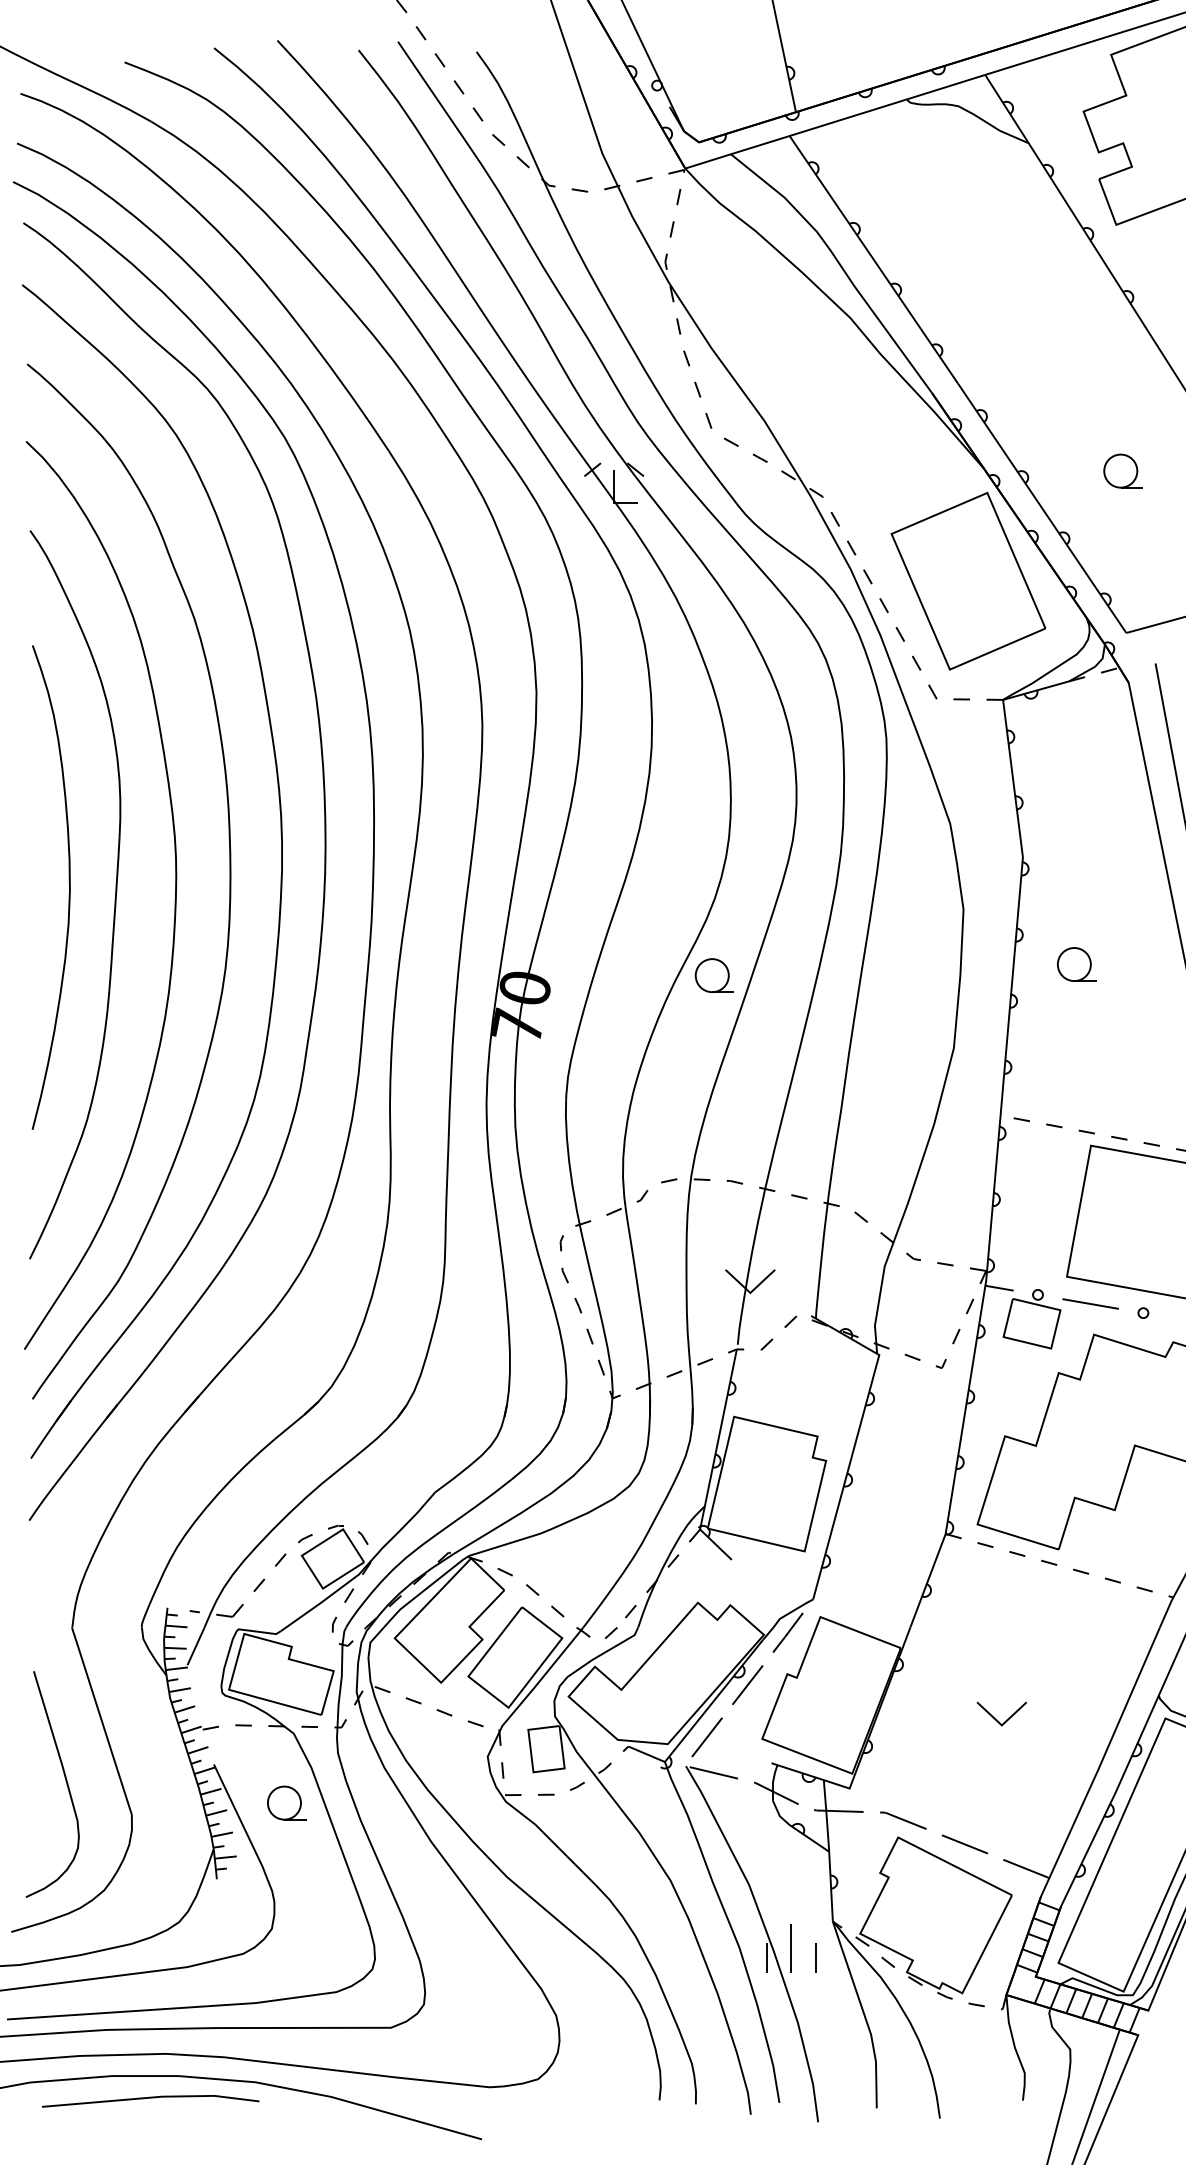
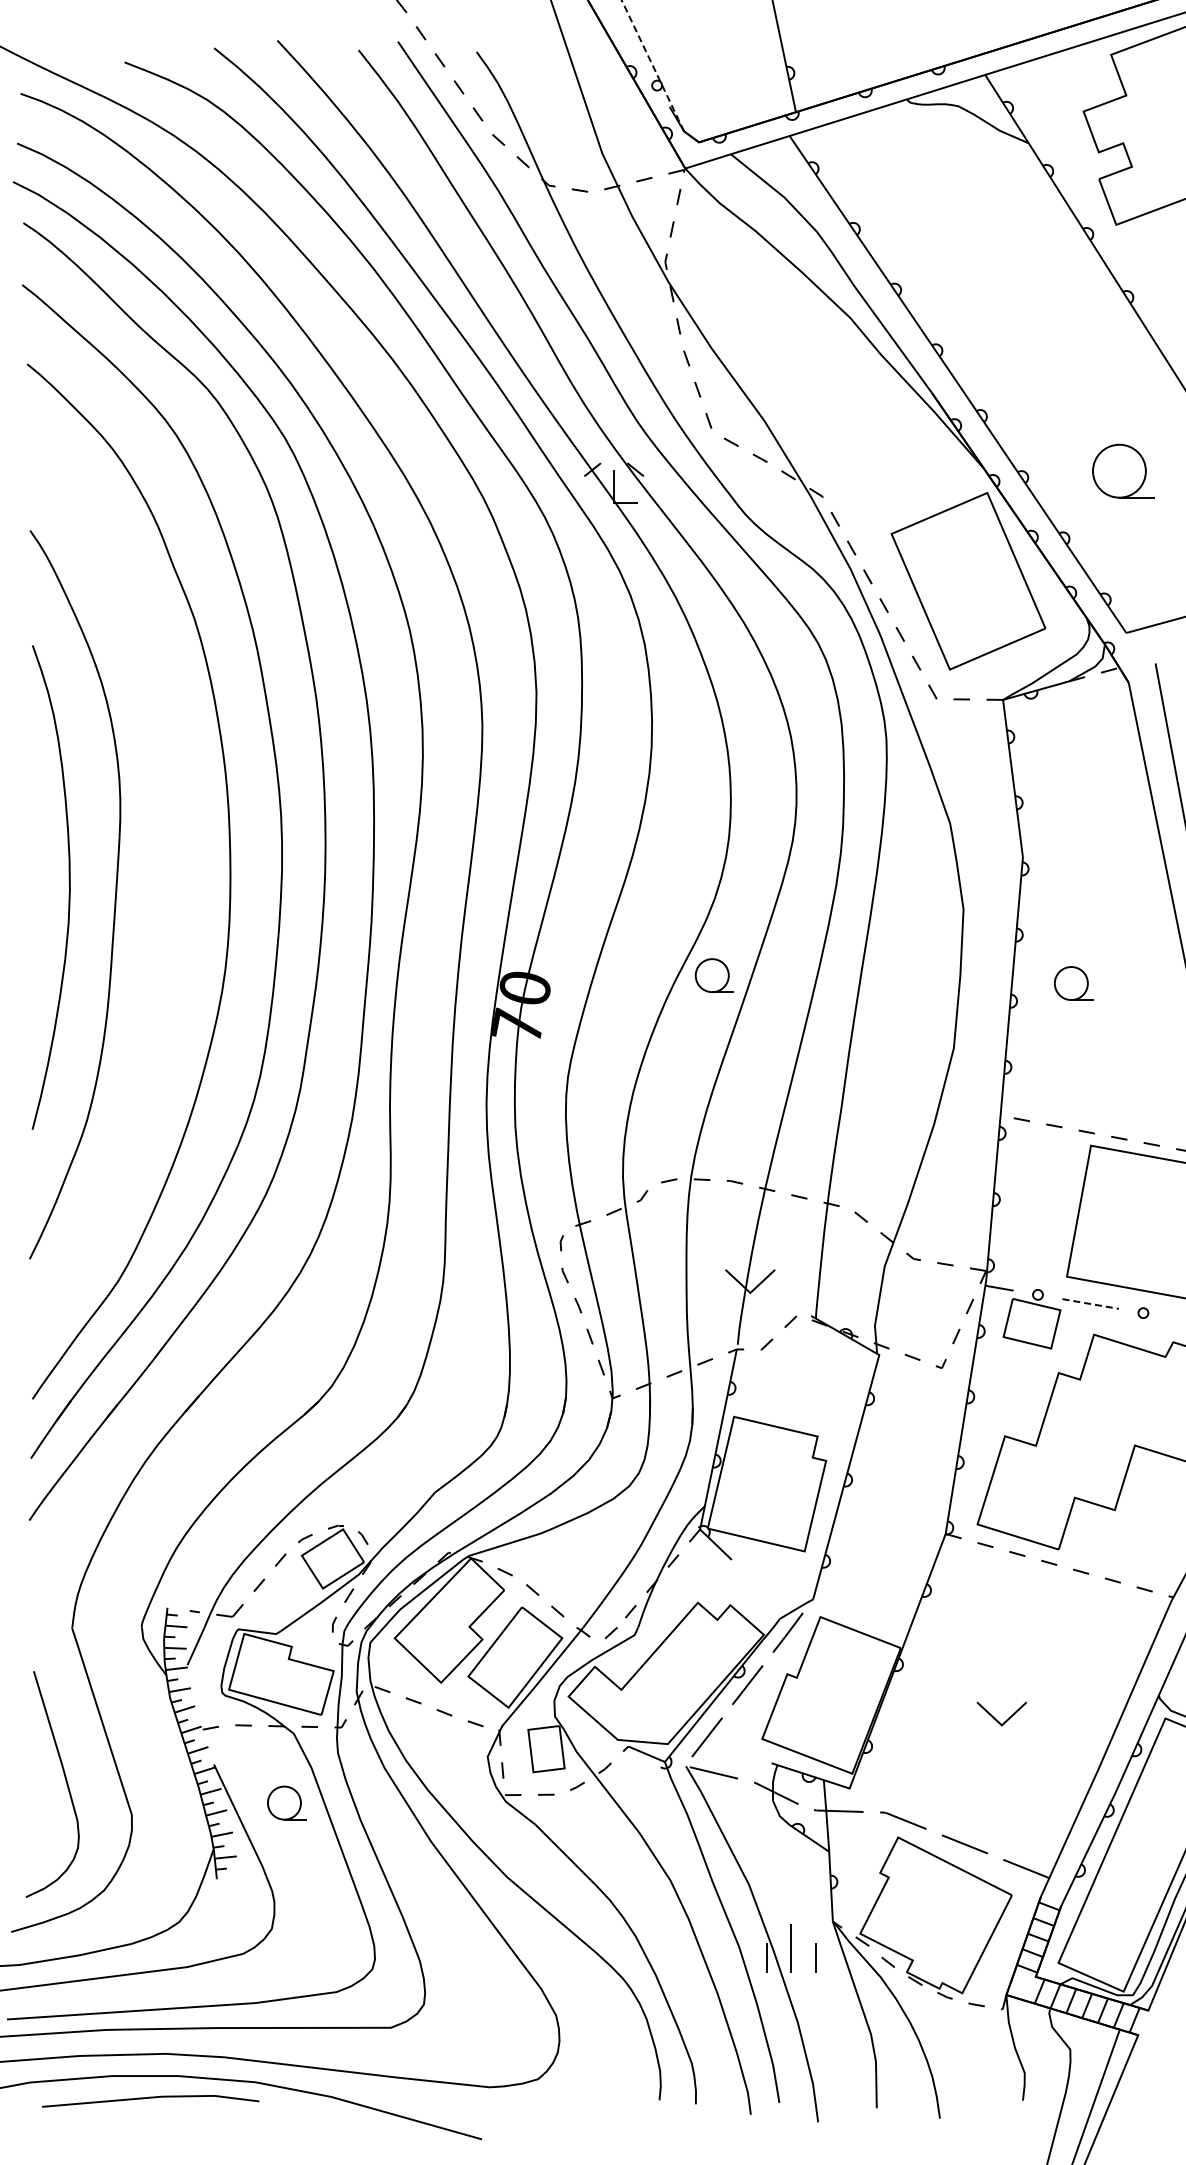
line: solid -> dashed (653, 66)
part size: 40x36 px -> 63x56 px (1123, 470)
curve: present -> none (174, 900)
part position: (1076, 964) -> (1073, 983) (1073, 983)
line: solid -> dashed (1090, 1304)
